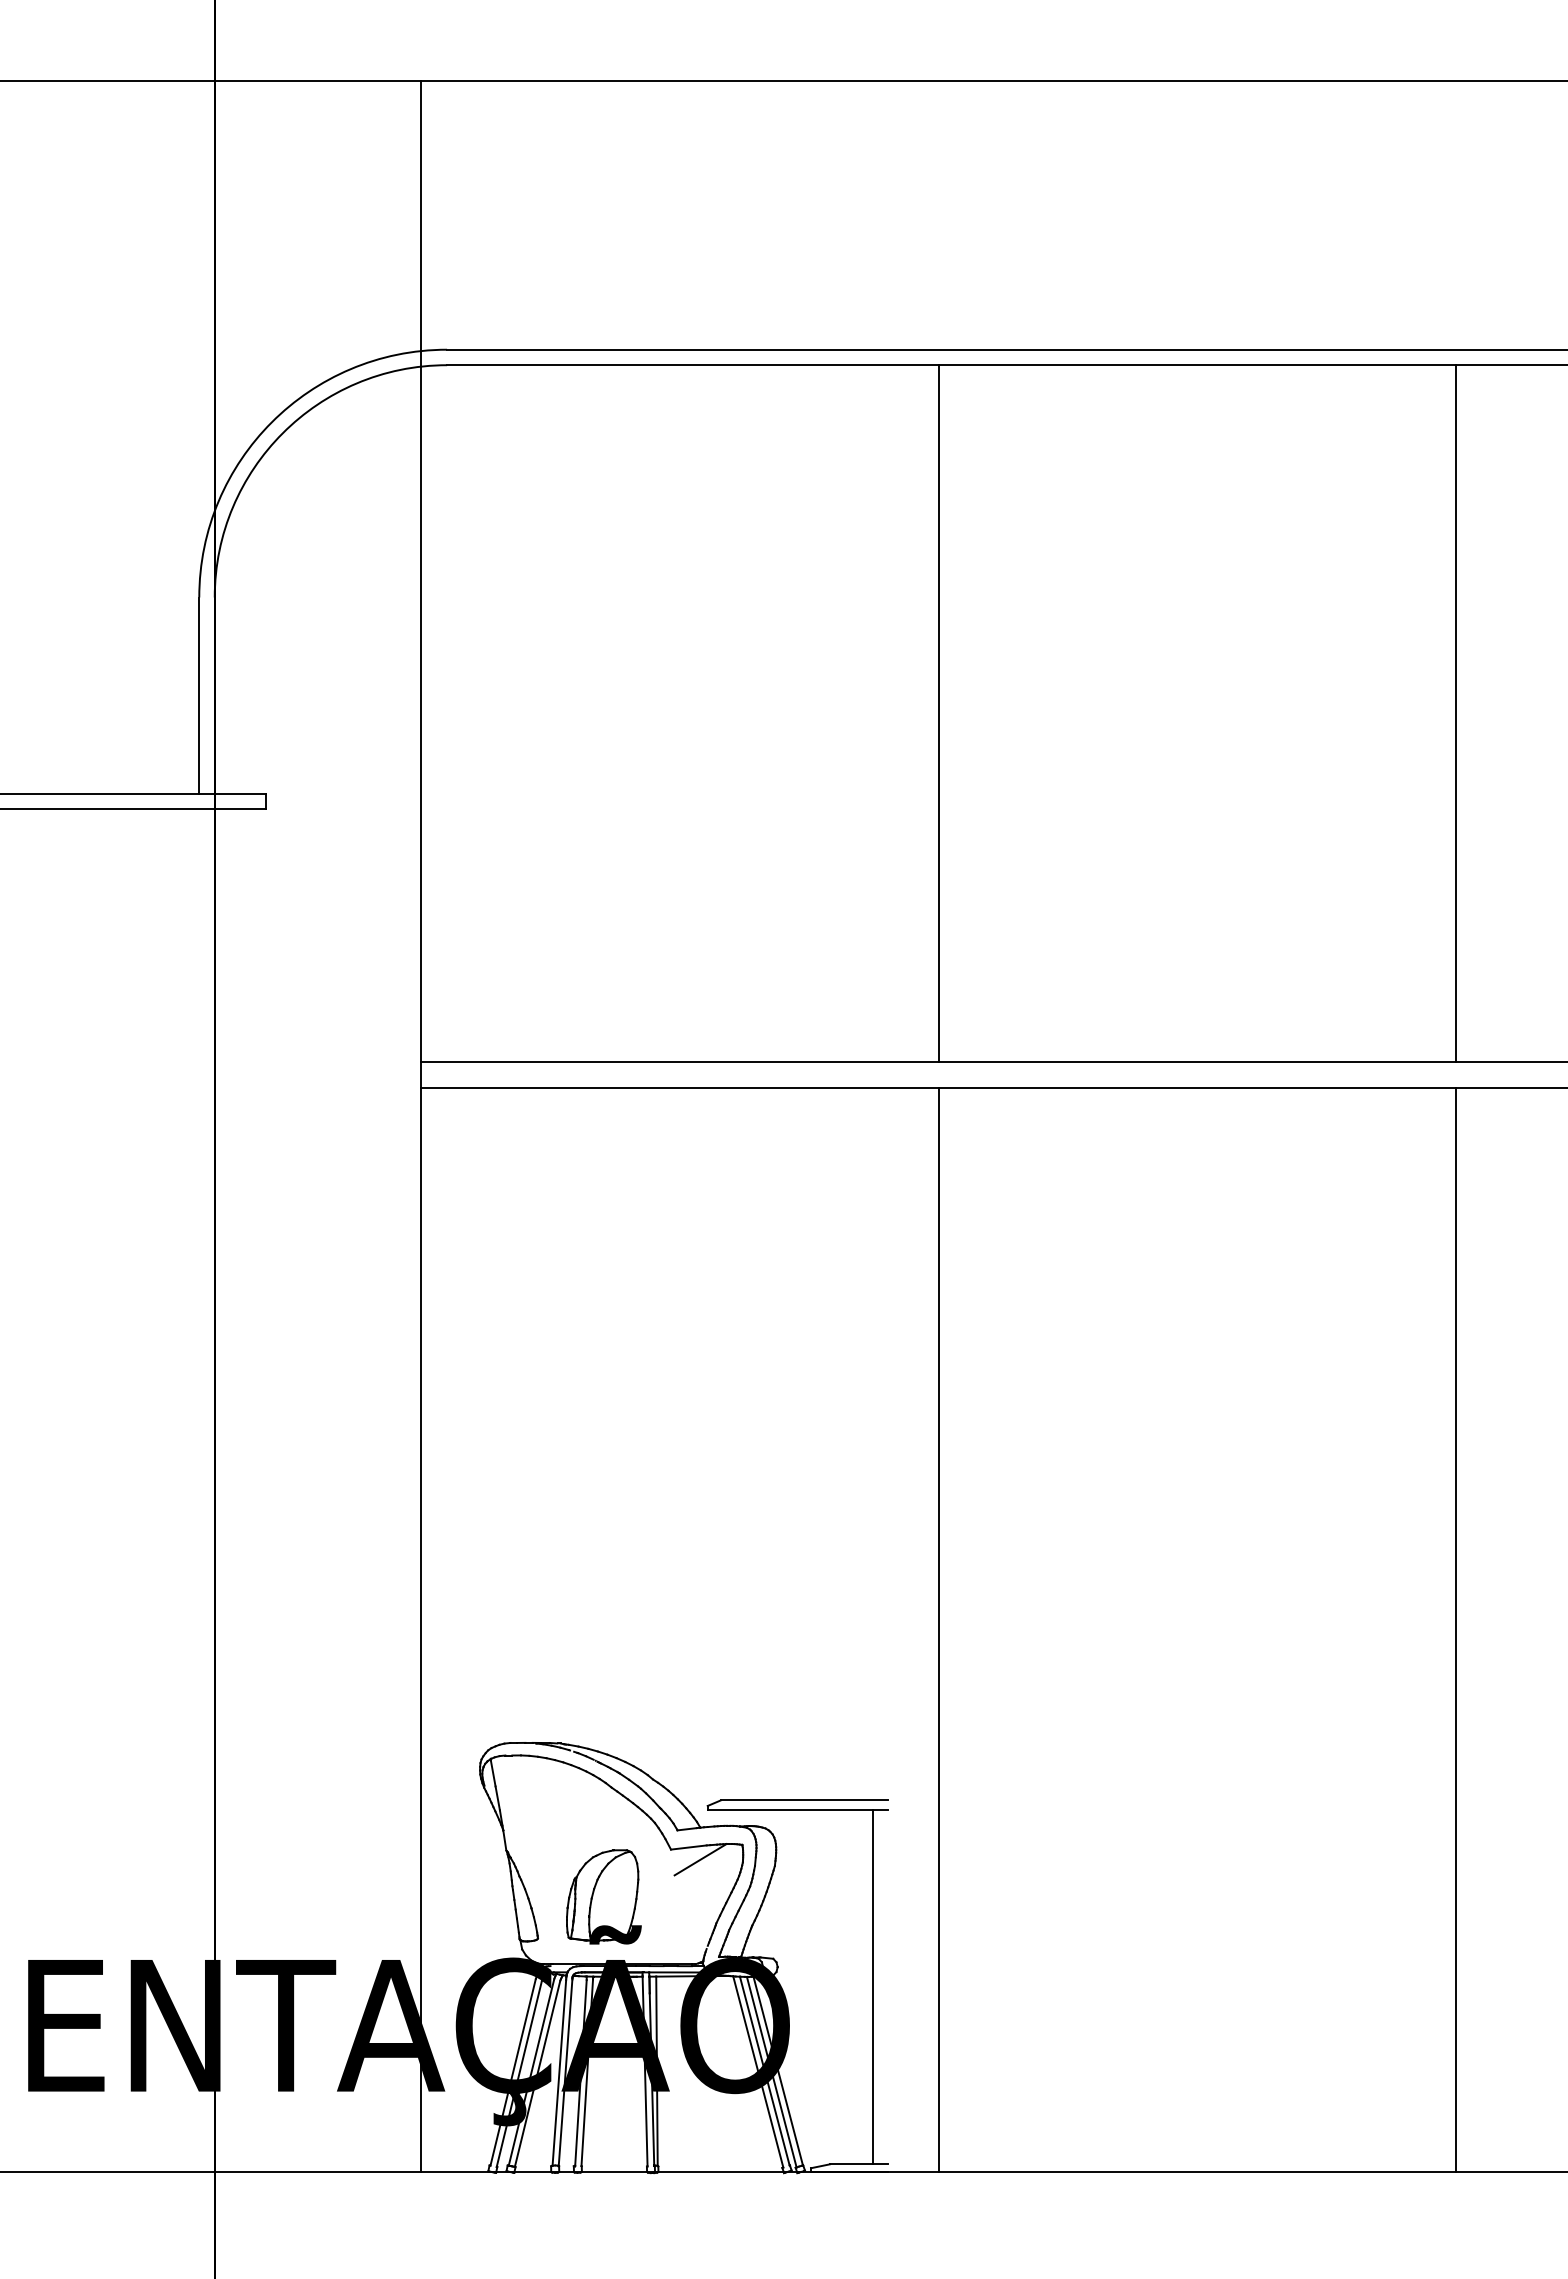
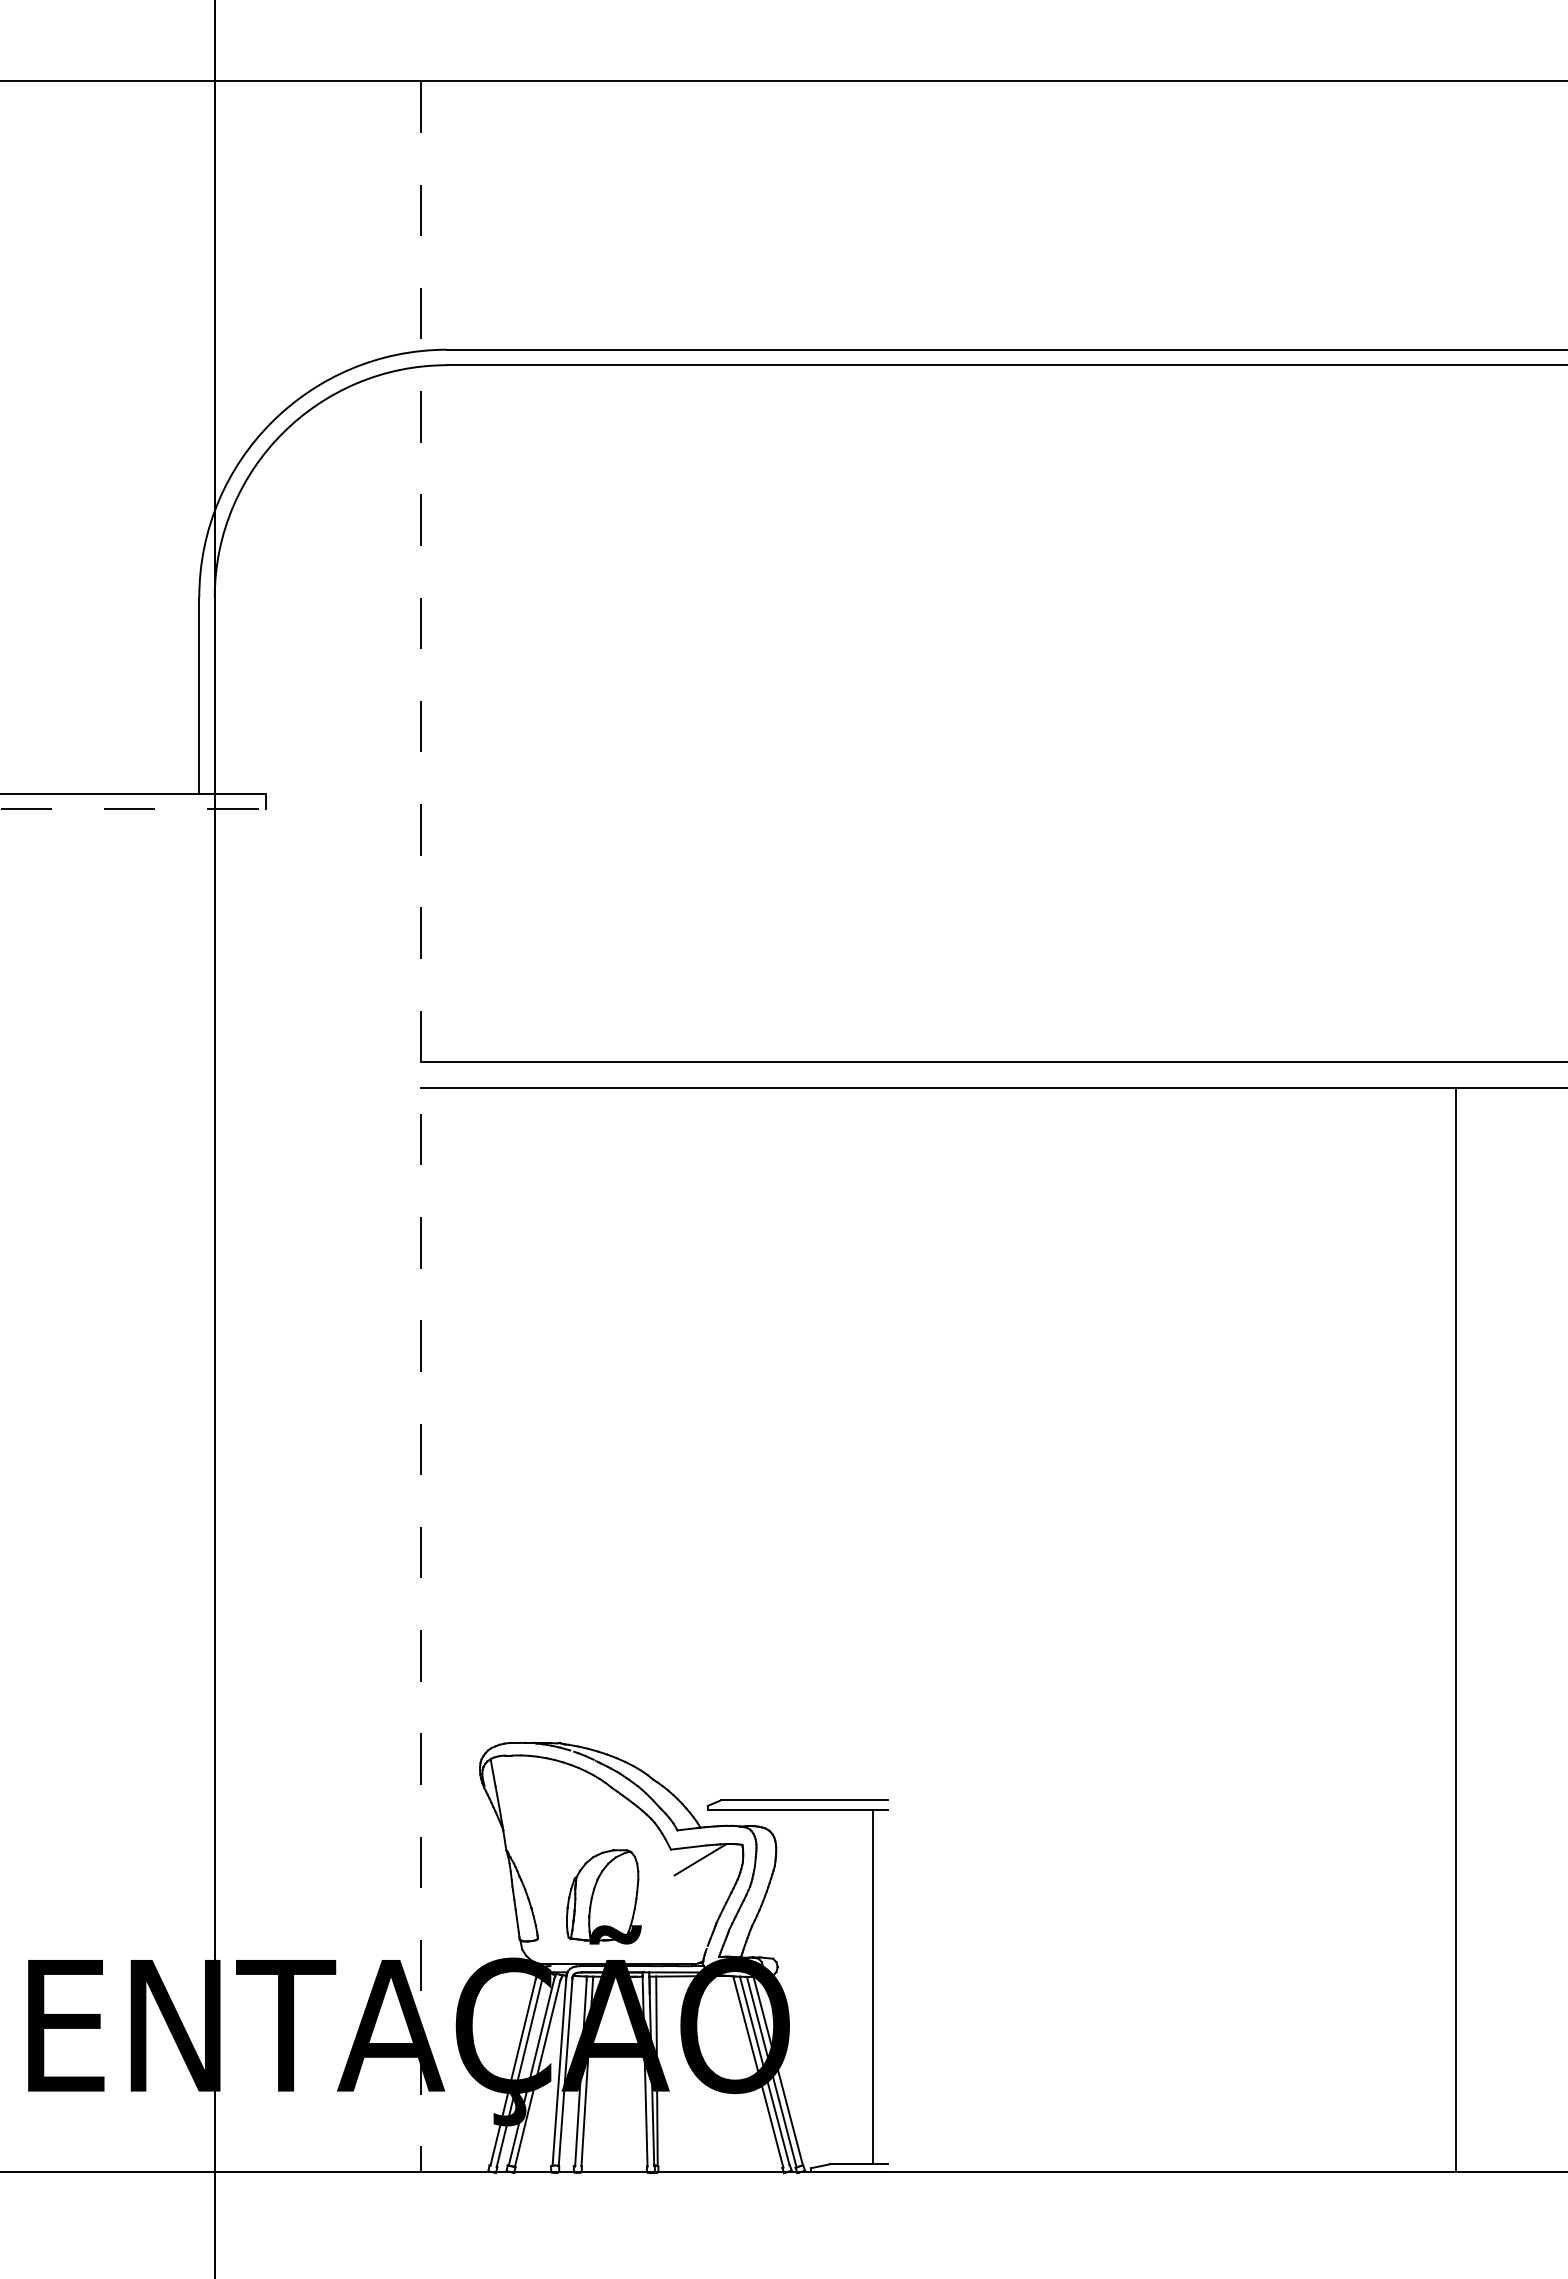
line: present -> none (938, 713)
line: present -> none (1455, 713)
line: solid -> dashed (133, 809)
line: solid -> dashed (421, 1127)
line: present -> none (938, 1629)
